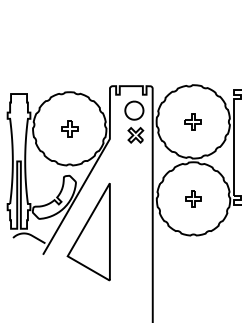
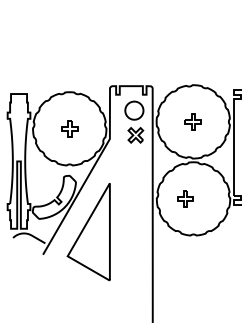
part position: (193, 198) -> (185, 198) (185, 198)
